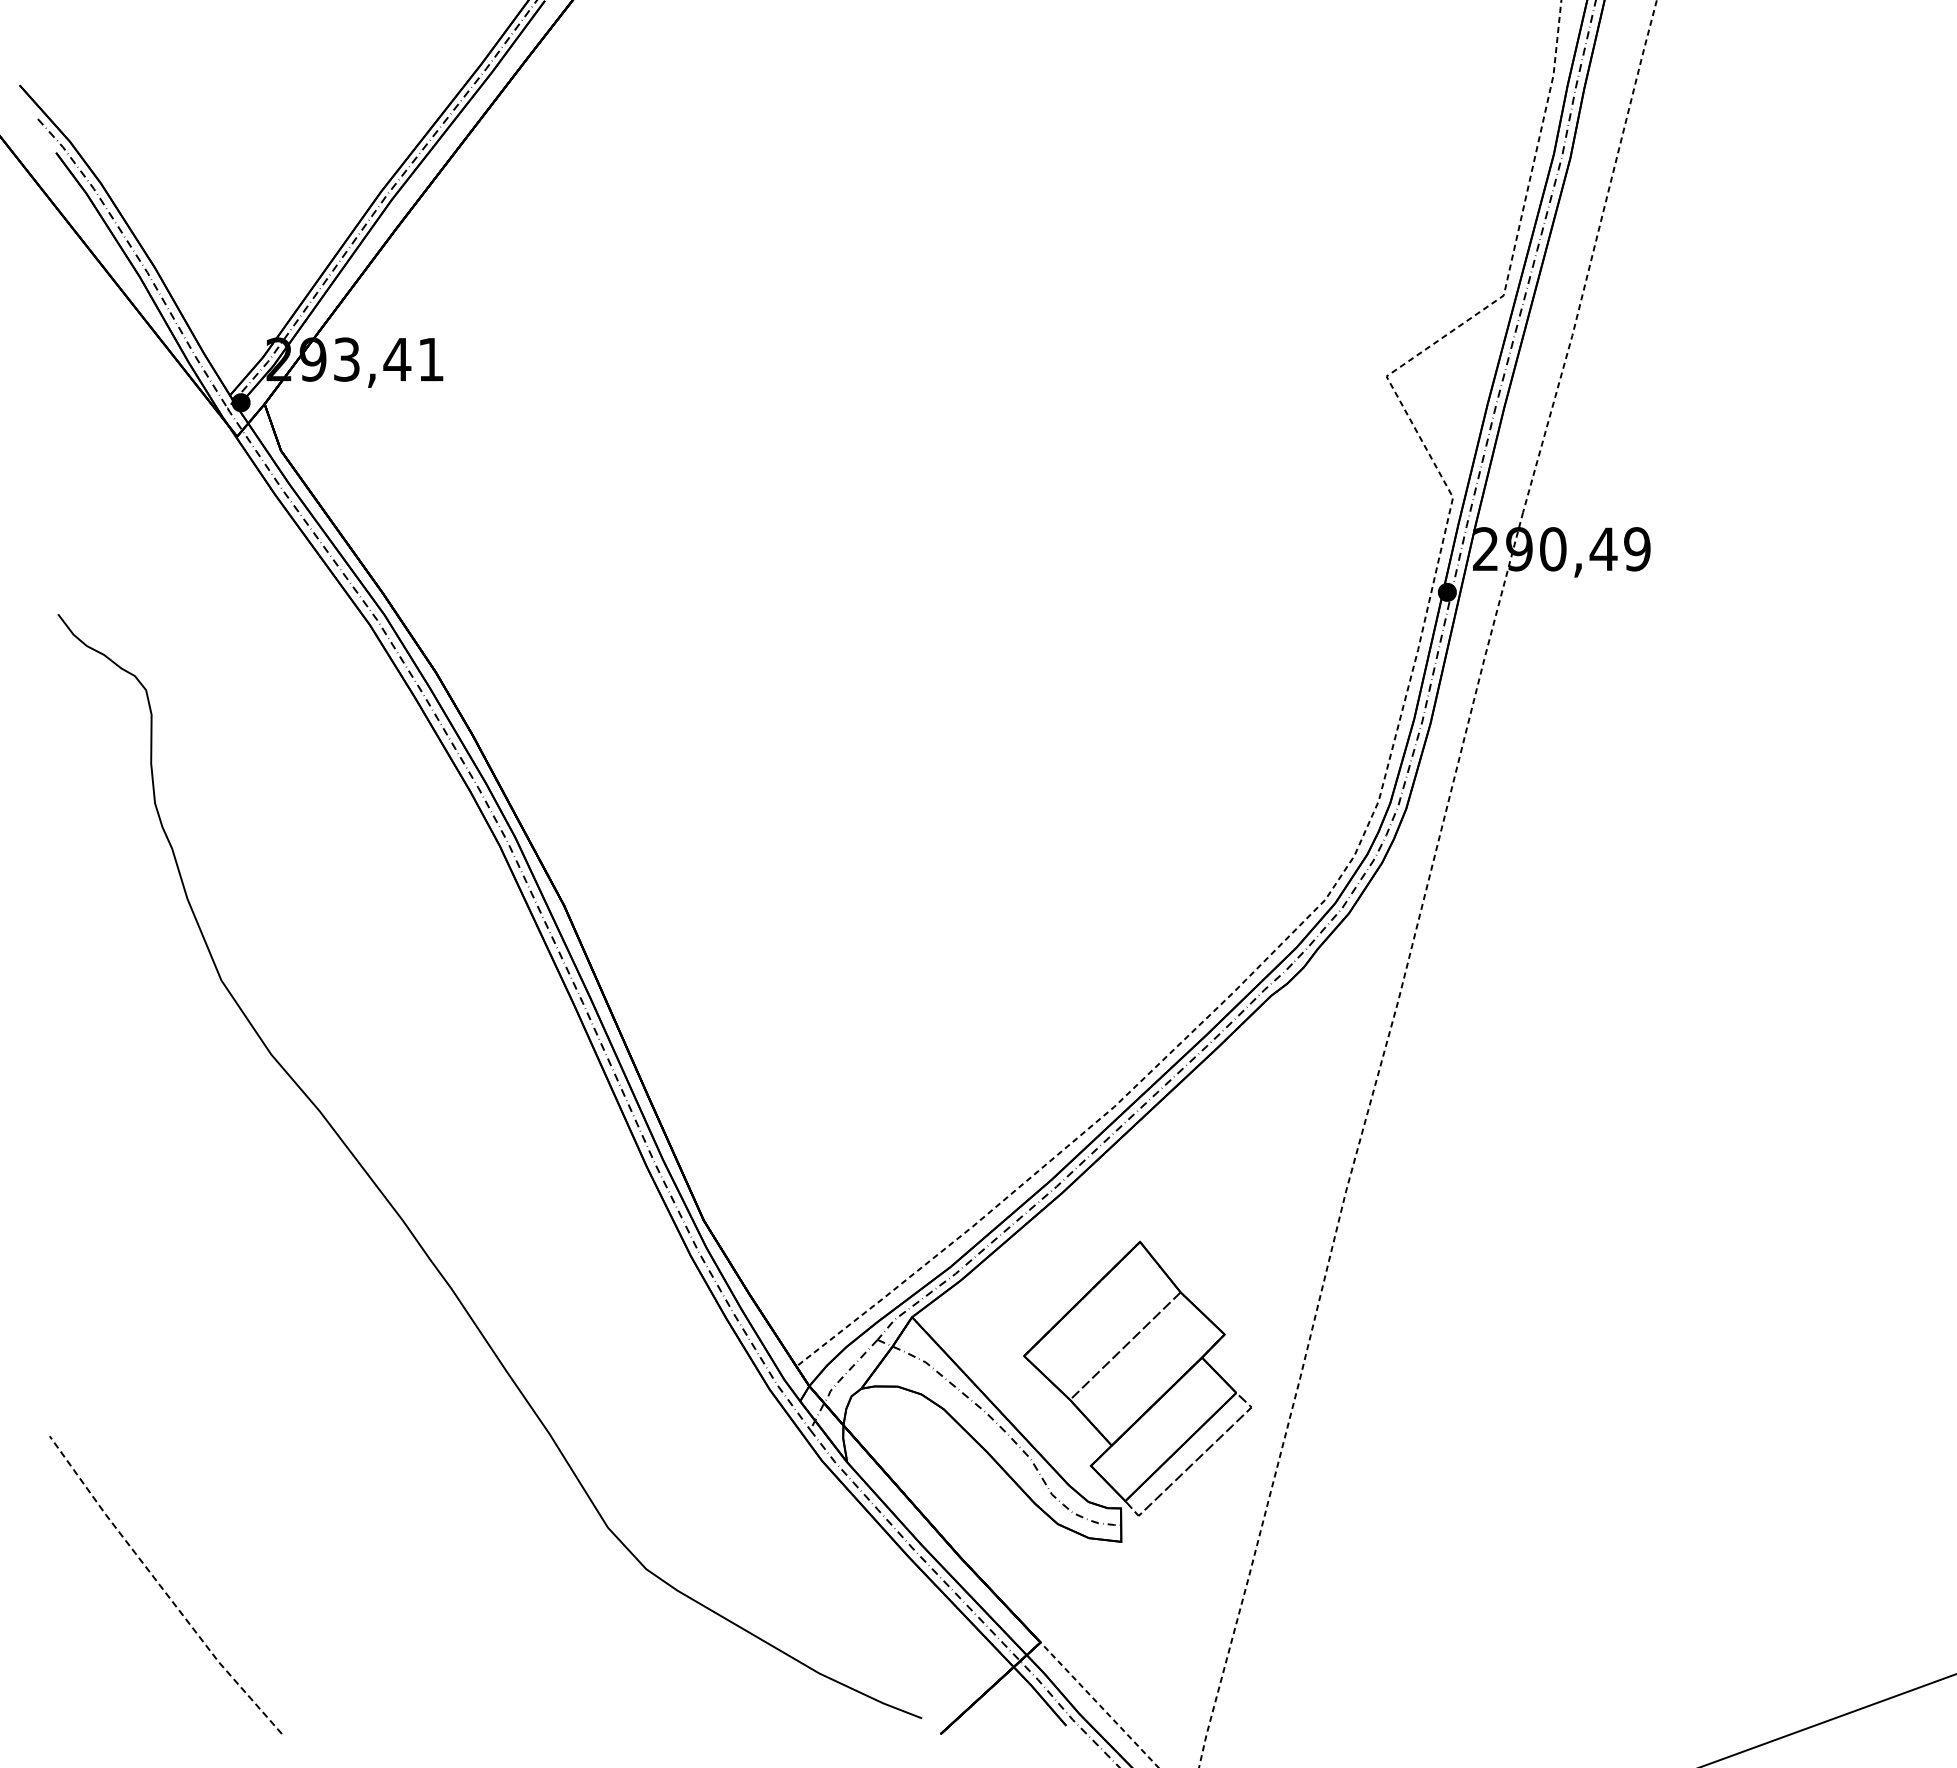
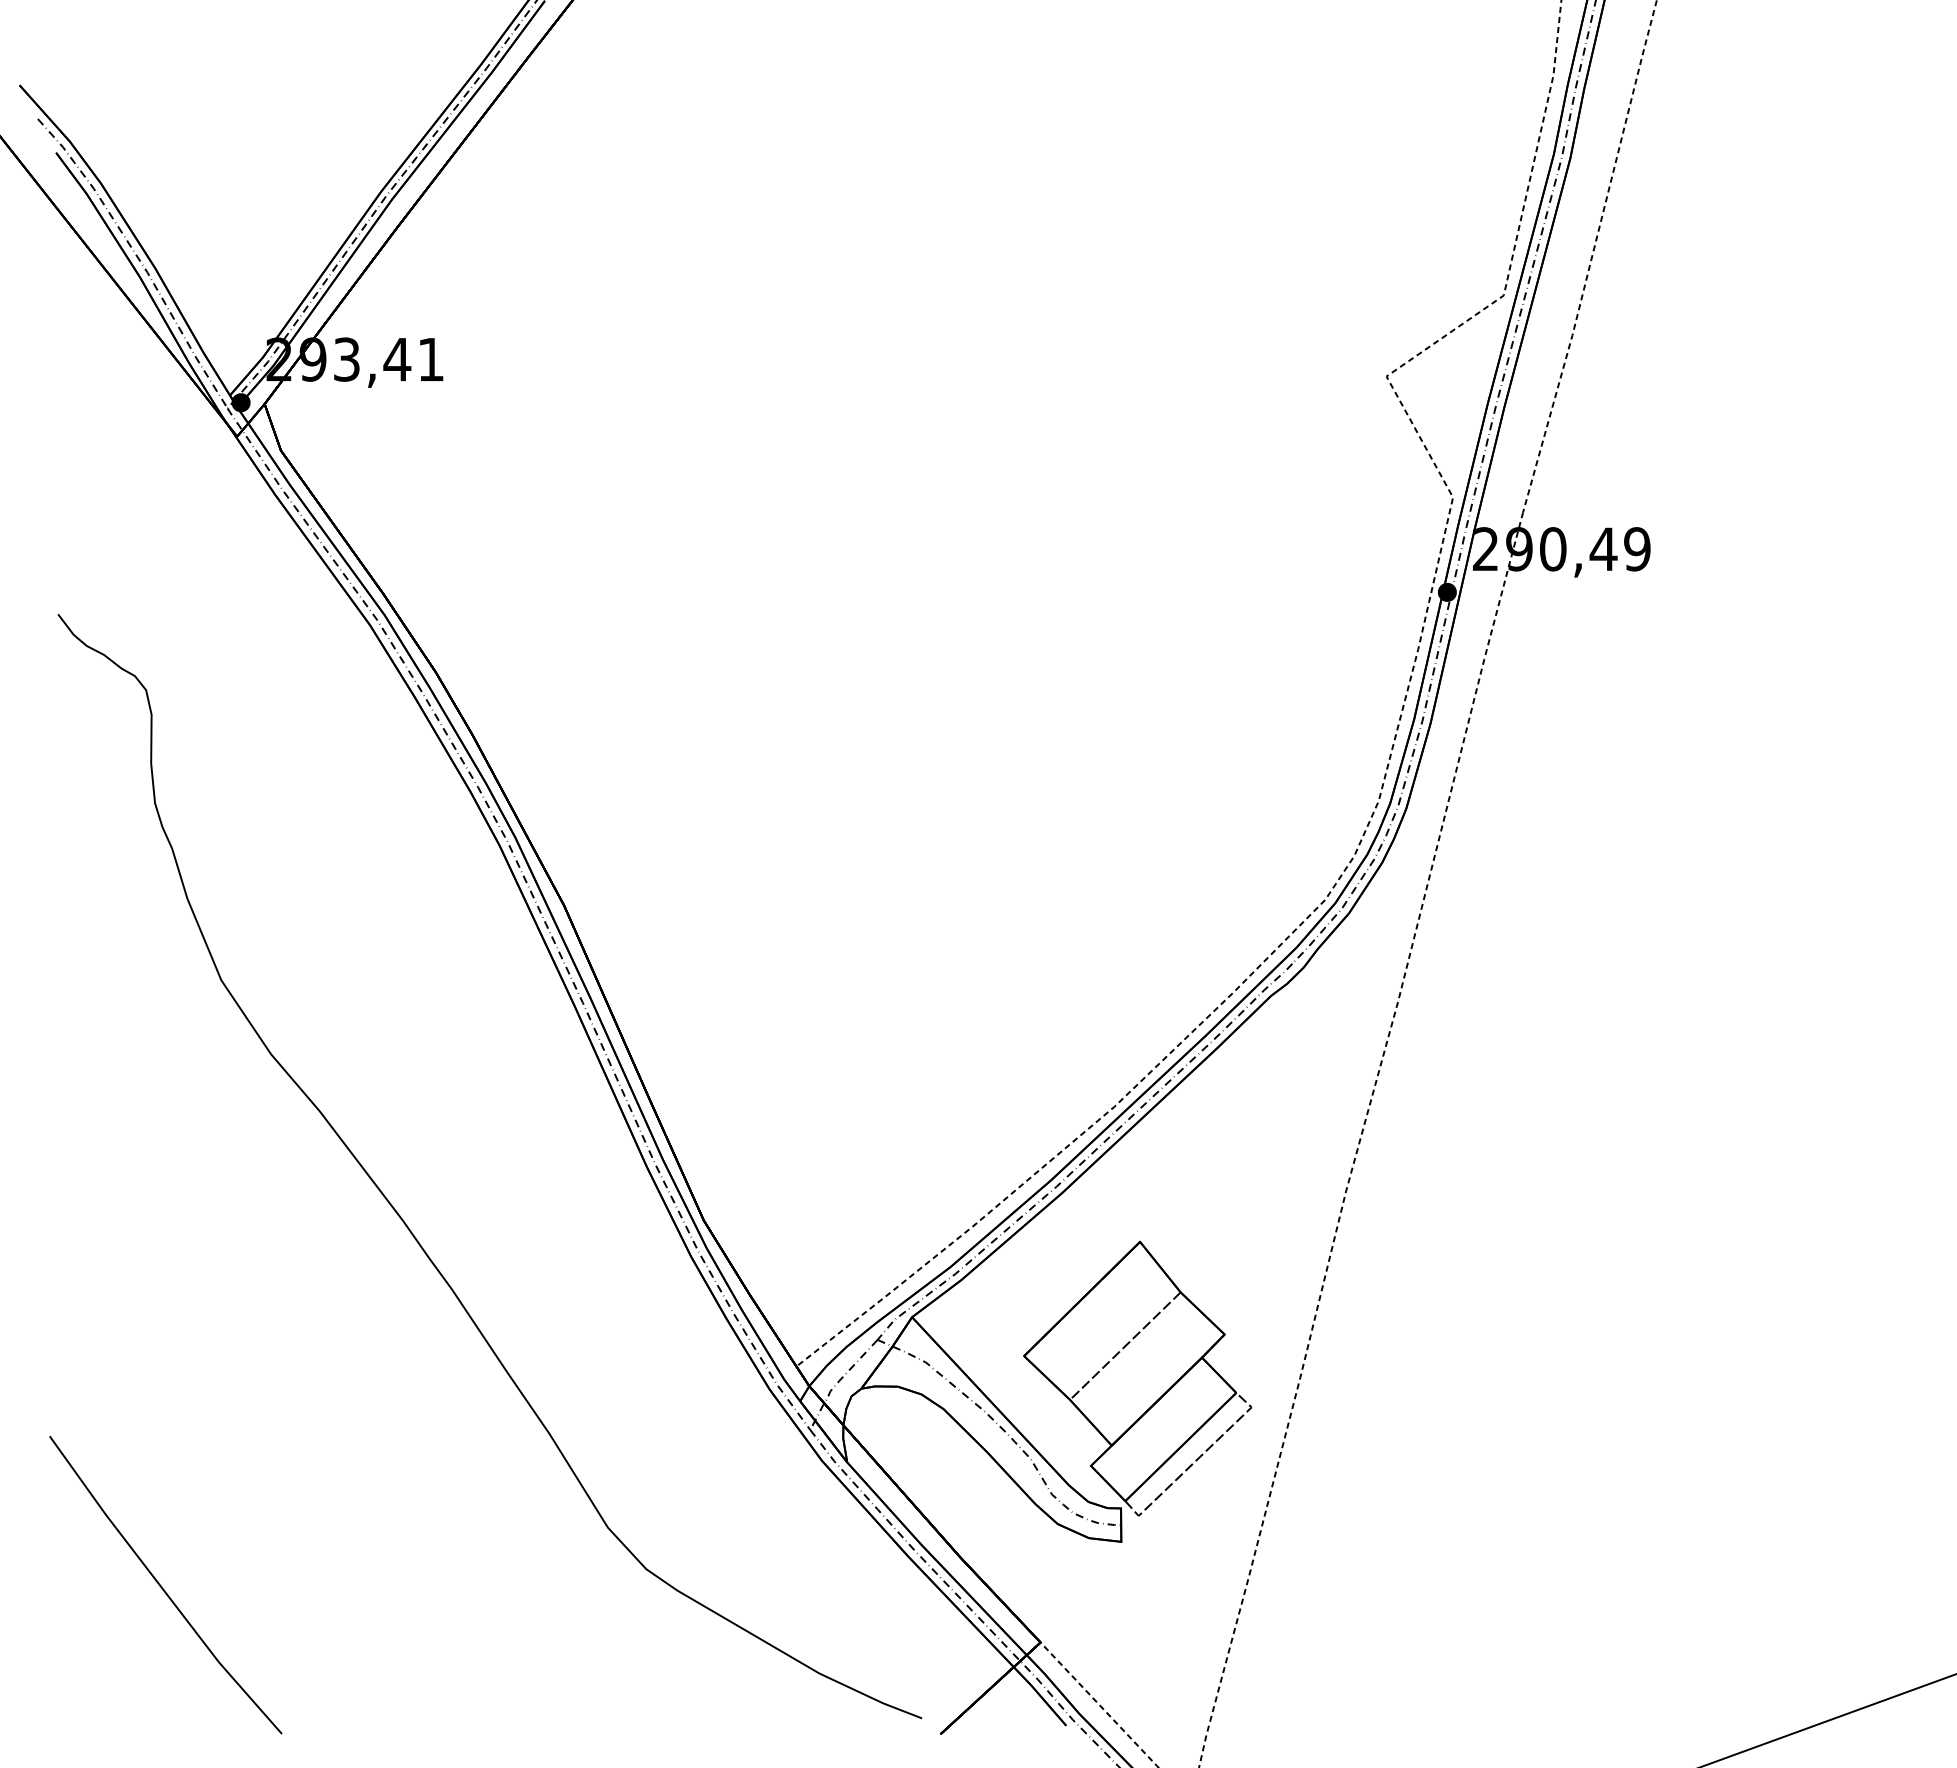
line: dashed -> solid (162, 1587)
